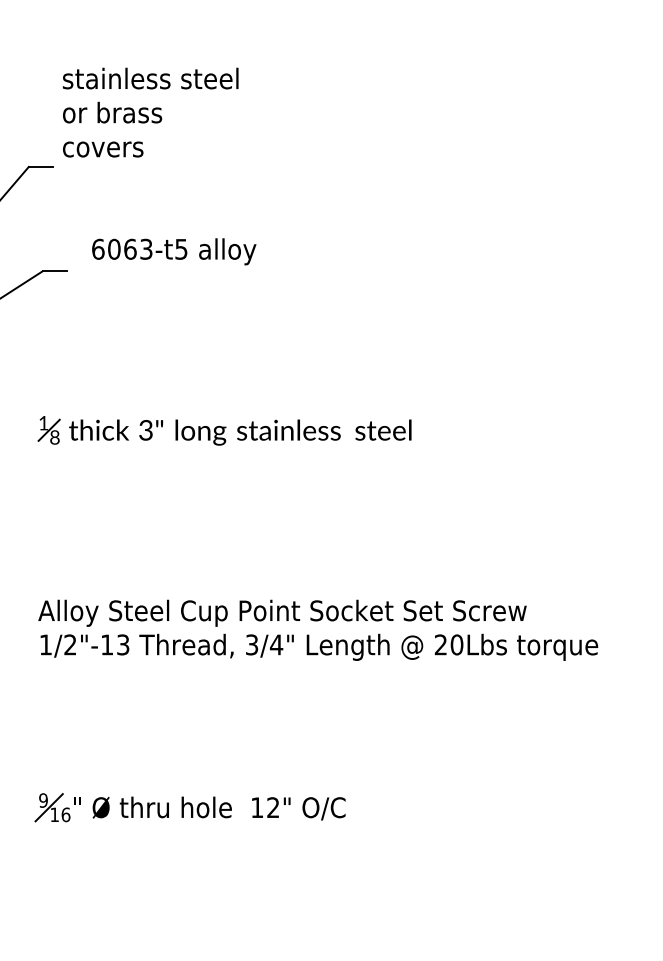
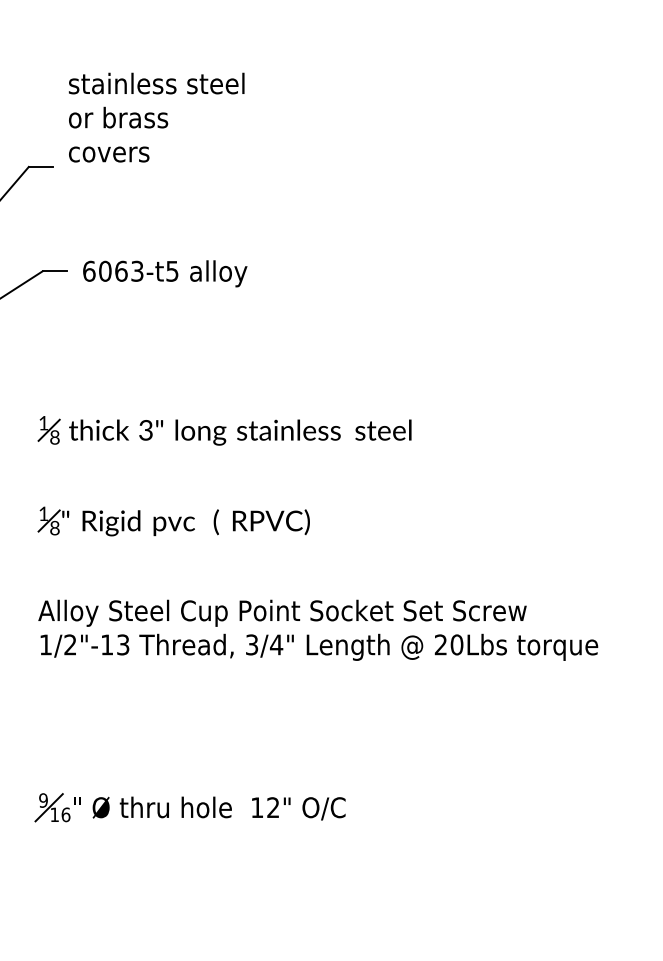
text position: (150, 112) -> (156, 117) (156, 117)
text position: (174, 251) -> (165, 273) (165, 273)
part: none -> present (173, 521)
